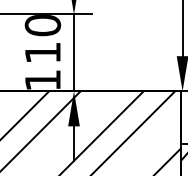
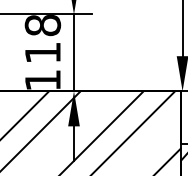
text: 110 -> 118 (42, 25)
